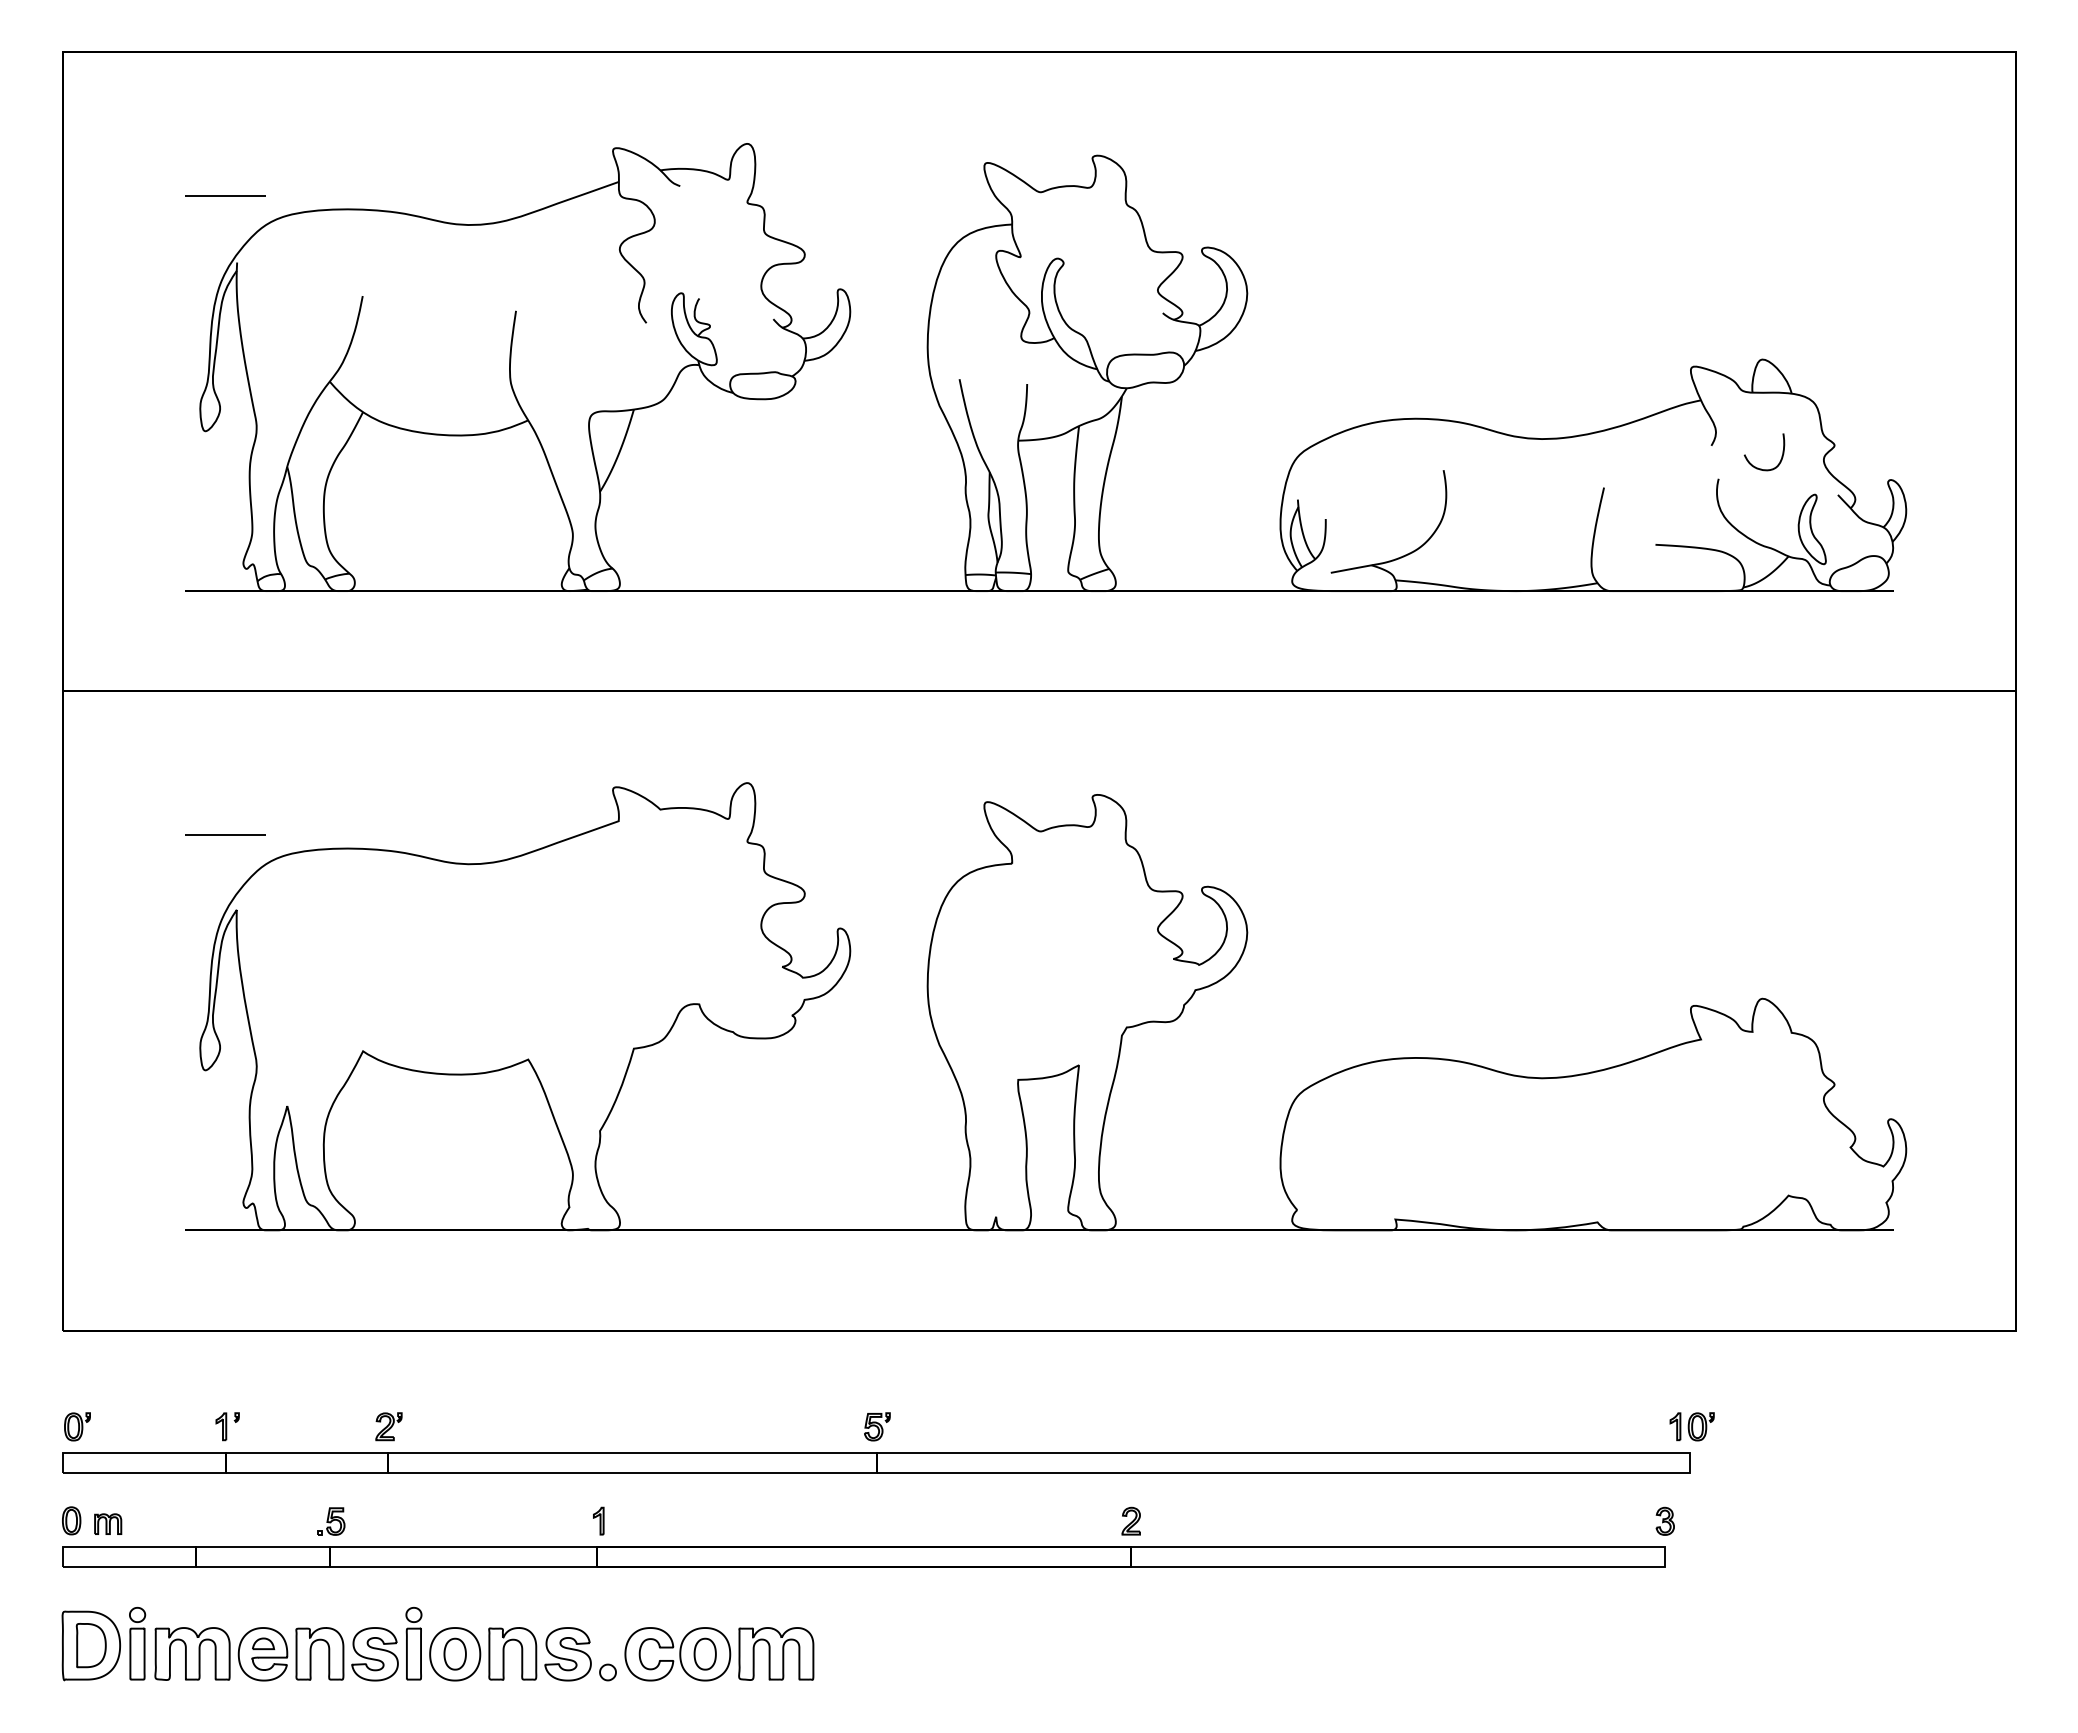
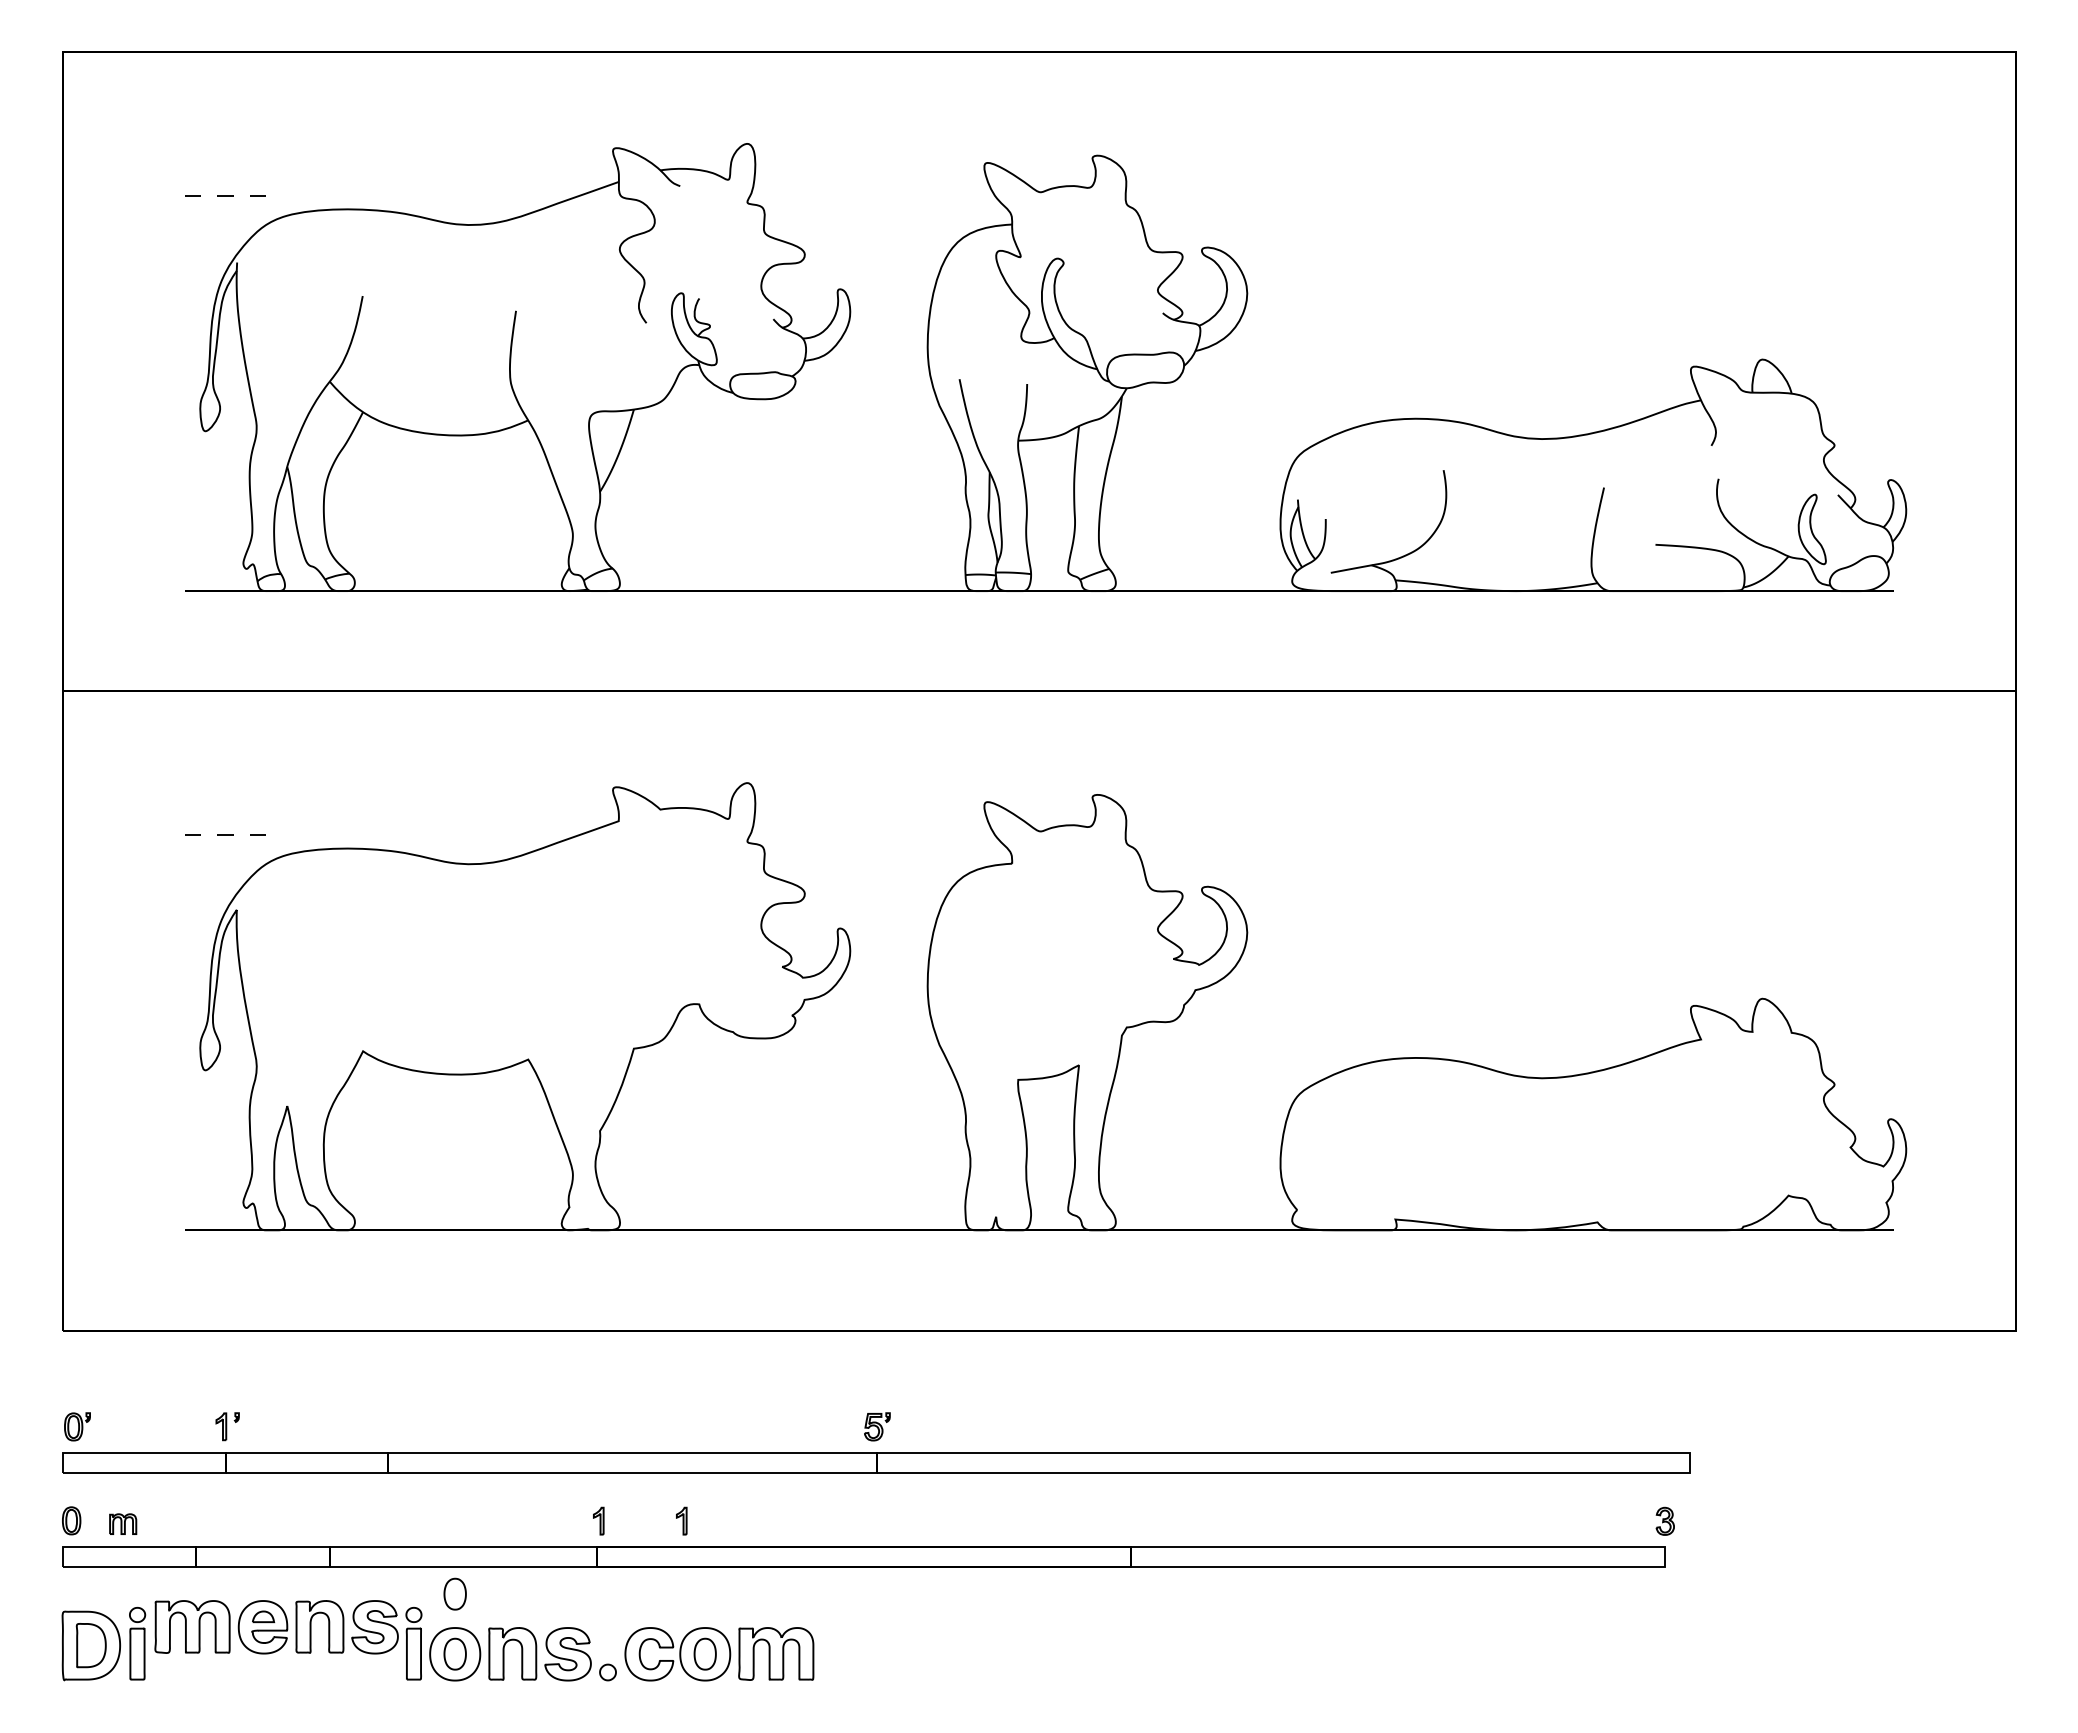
line: solid -> dashed (225, 195)
curve: present -> none (1758, 467)
line: solid -> dashed (225, 835)
part: present -> none (388, 1426)
part: present -> none (1691, 1426)
part: none -> present (681, 1520)
part: present -> none (1130, 1520)
part: present -> none (331, 1521)
part position: (108, 1523) -> (123, 1523) (123, 1523)
part: none -> present (454, 1593)
part position: (276, 1654) -> (276, 1627) (276, 1627)
